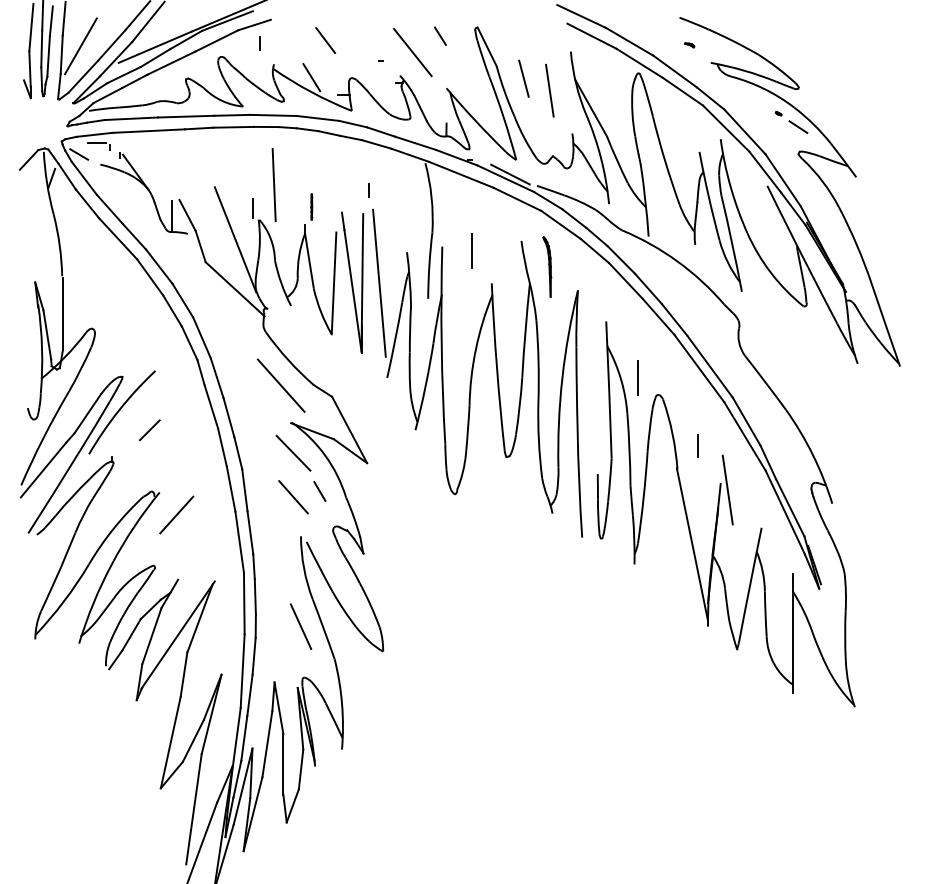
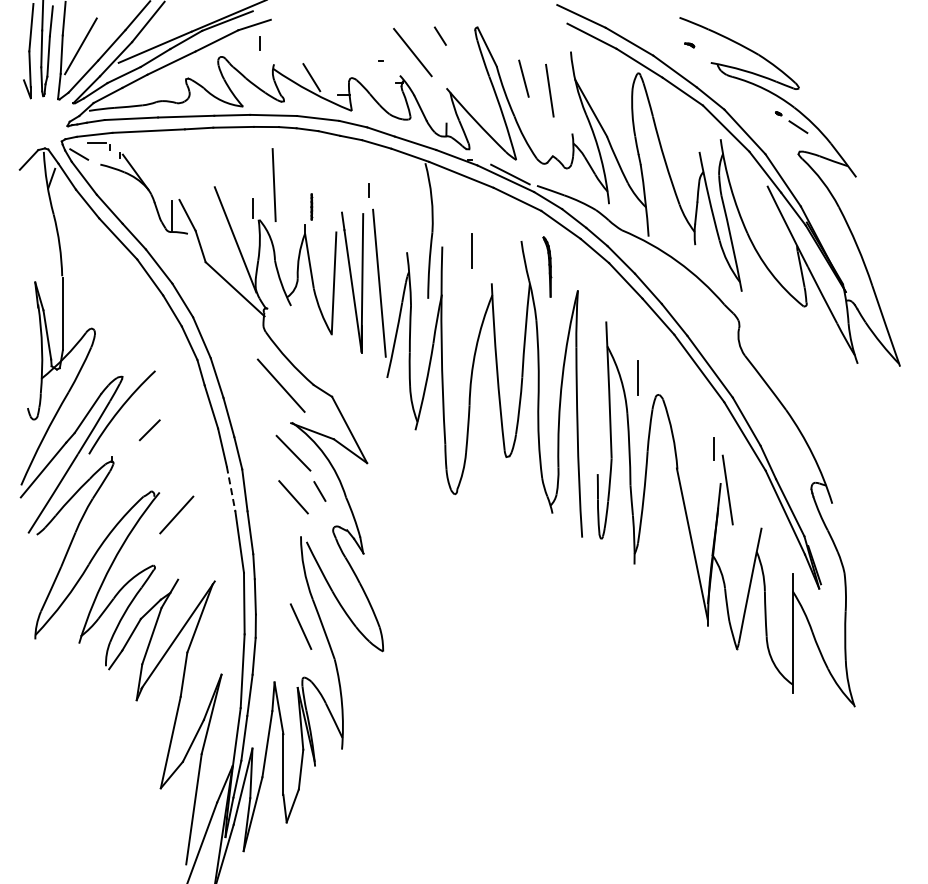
line: present -> none (325, 40)
line position: (697, 445) -> (713, 448) (713, 448)
line: solid -> dashed (231, 489)
